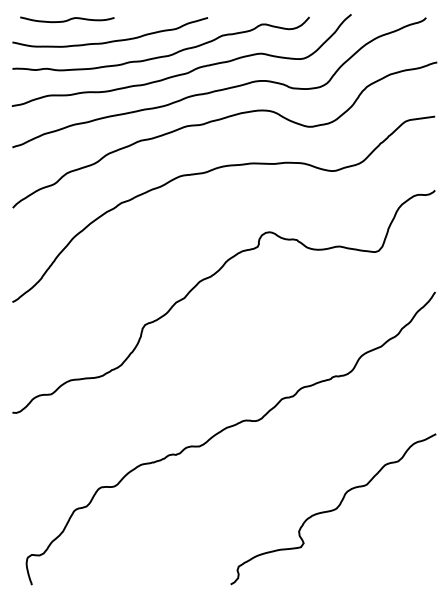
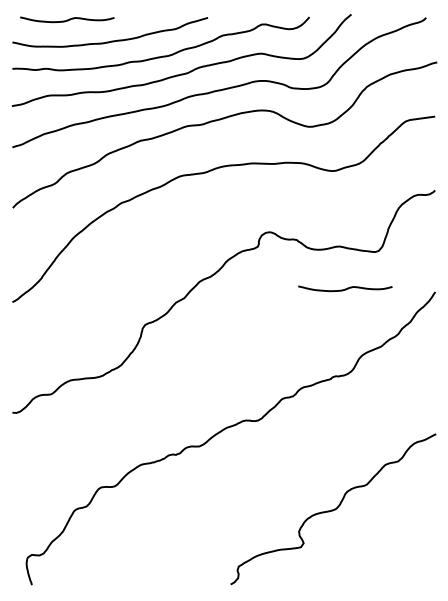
curve: none -> present (345, 288)
